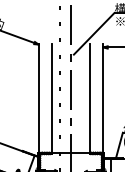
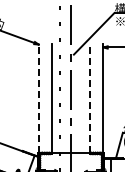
line: solid -> dashed (38, 98)
line: solid -> dashed (90, 98)
